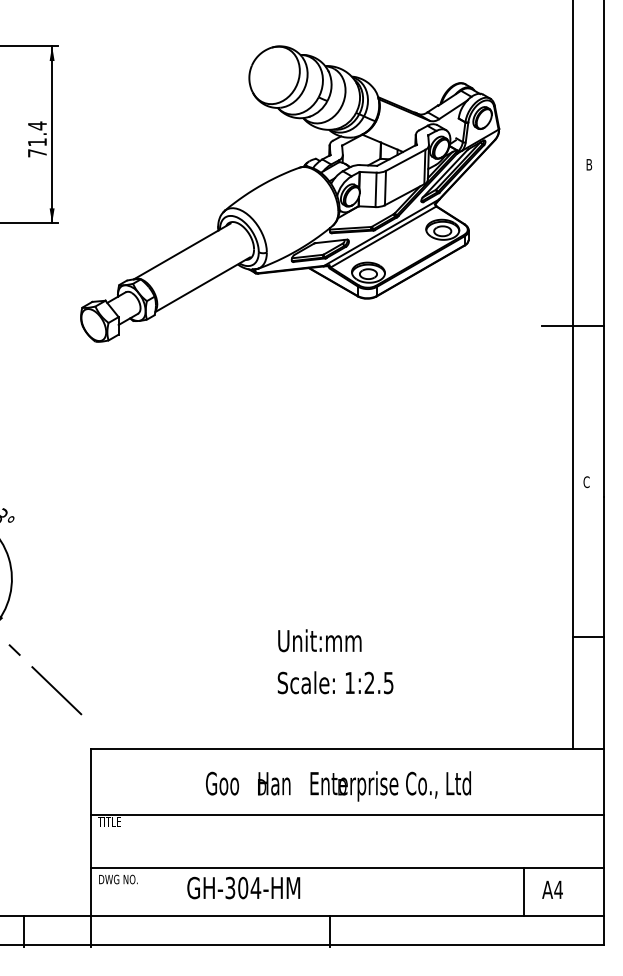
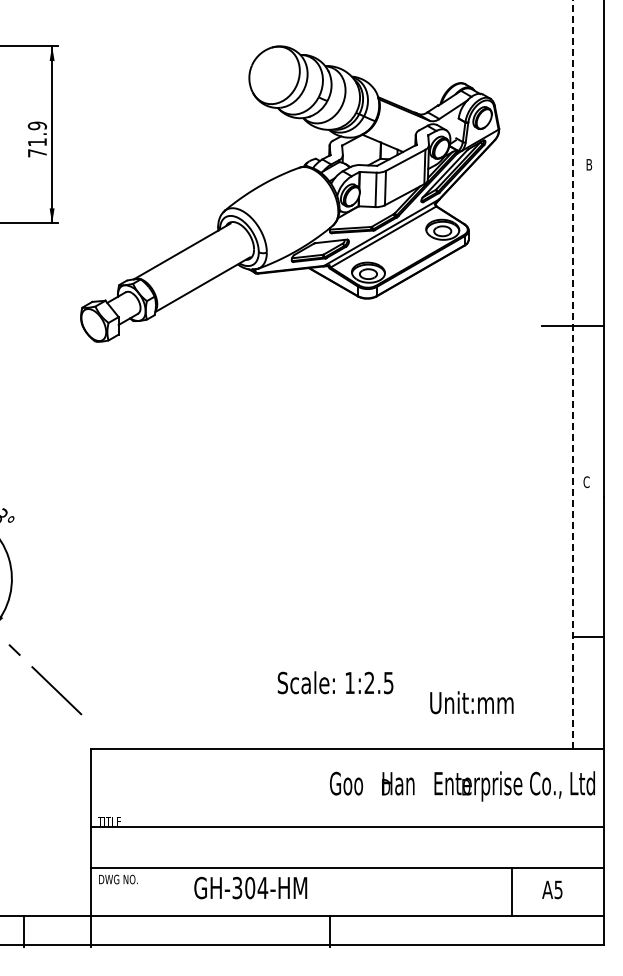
text: 71.4 -> 71.9 (36, 125)
line: solid -> dashed (573, 374)
text position: (319, 640) -> (471, 702) (471, 702)
text position: (338, 786) -> (462, 786) (462, 786)
line position: (347, 814) -> (347, 826) (347, 826)
text position: (243, 887) -> (250, 887) (250, 887)
text: A4 -> A5 (558, 889)
line position: (523, 891) -> (511, 891) (511, 891)
